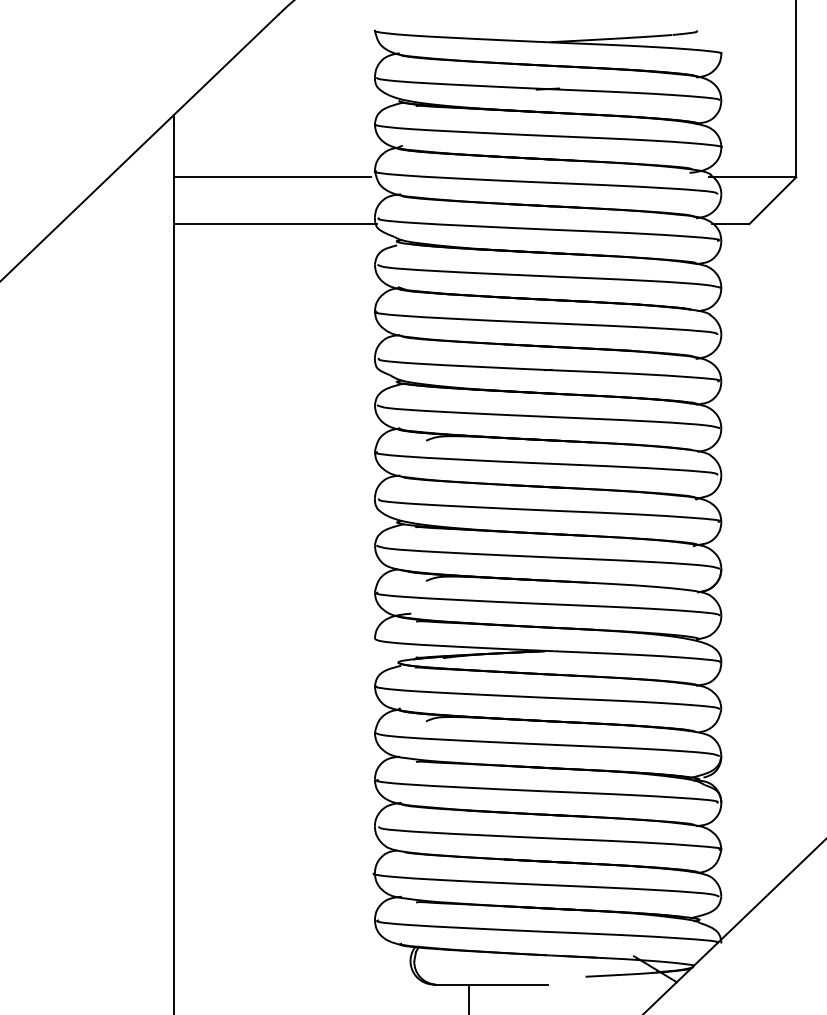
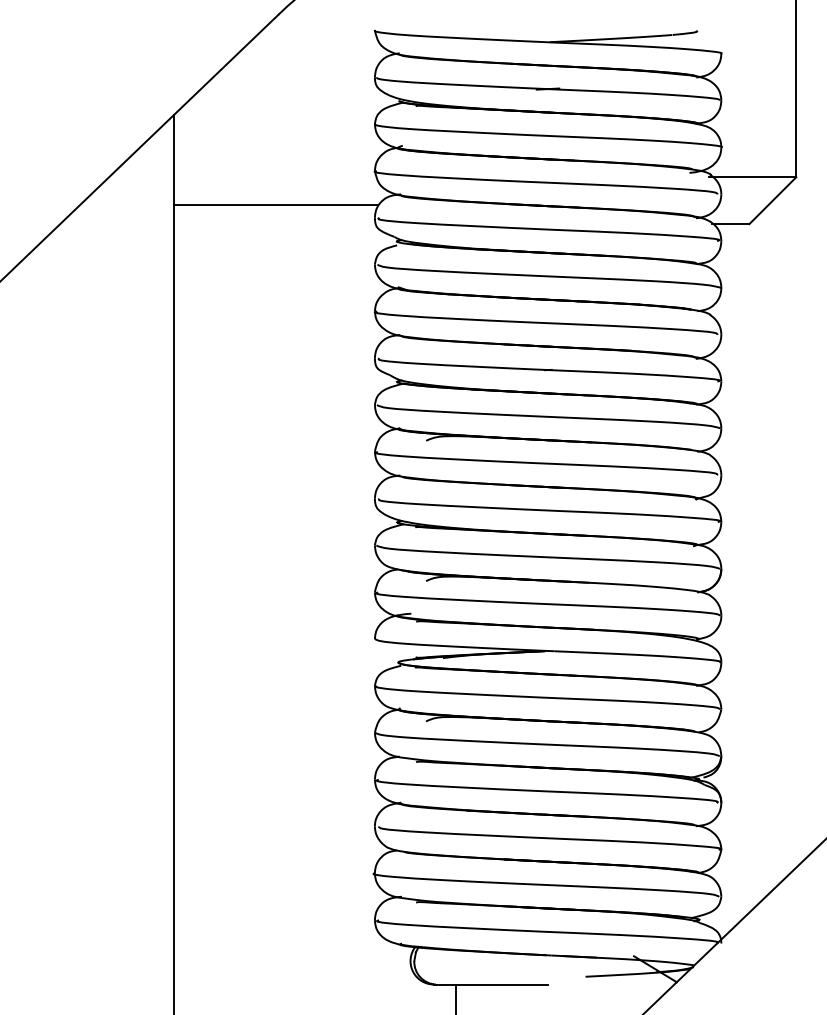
line: present -> none (272, 177)
line position: (274, 224) -> (274, 205) (274, 205)
line position: (468, 997) -> (455, 997) (455, 997)
